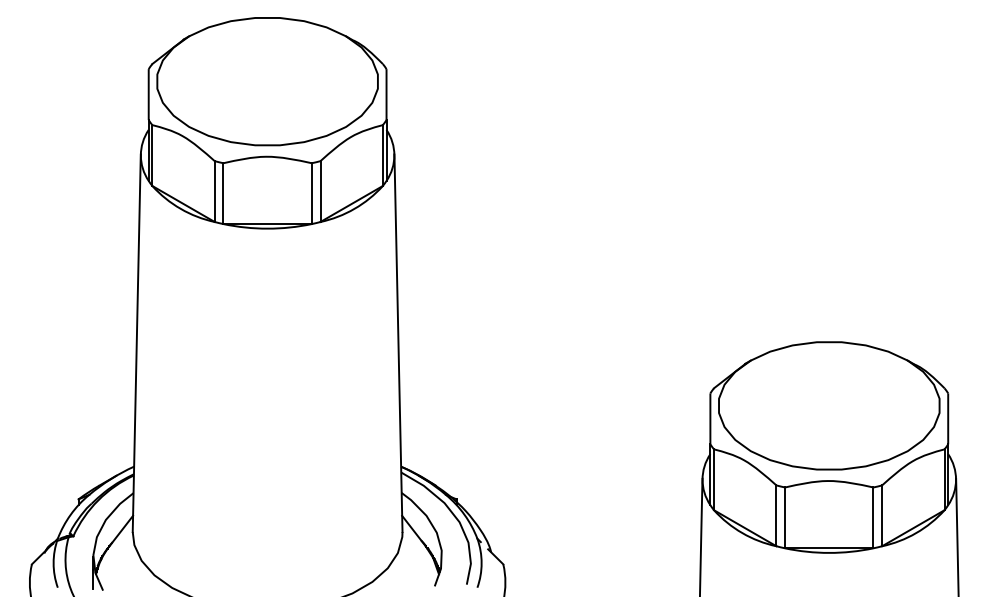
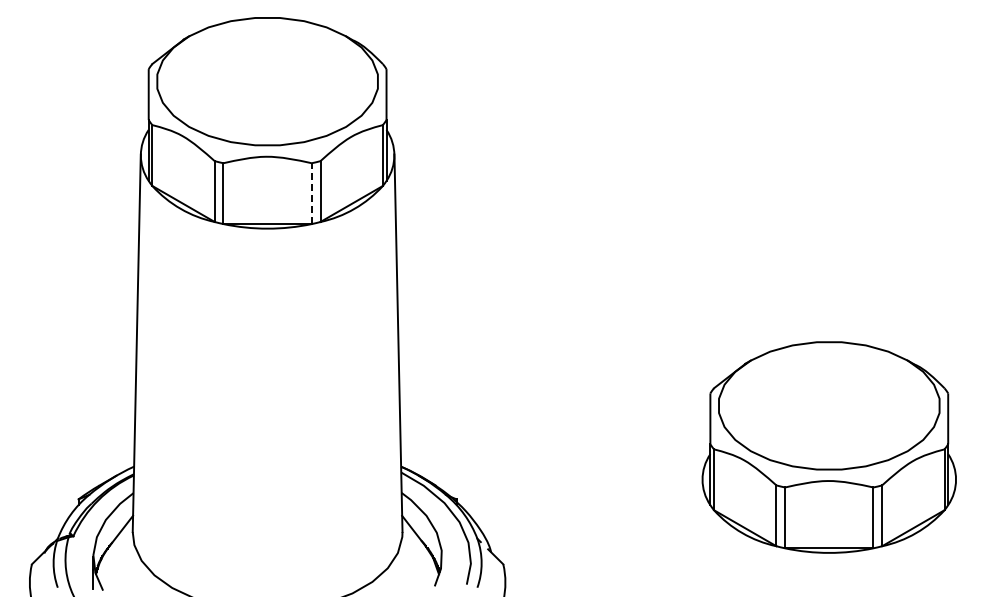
line: solid -> dashed (311, 193)
line: present -> none (701, 535)
line: present -> none (957, 535)
